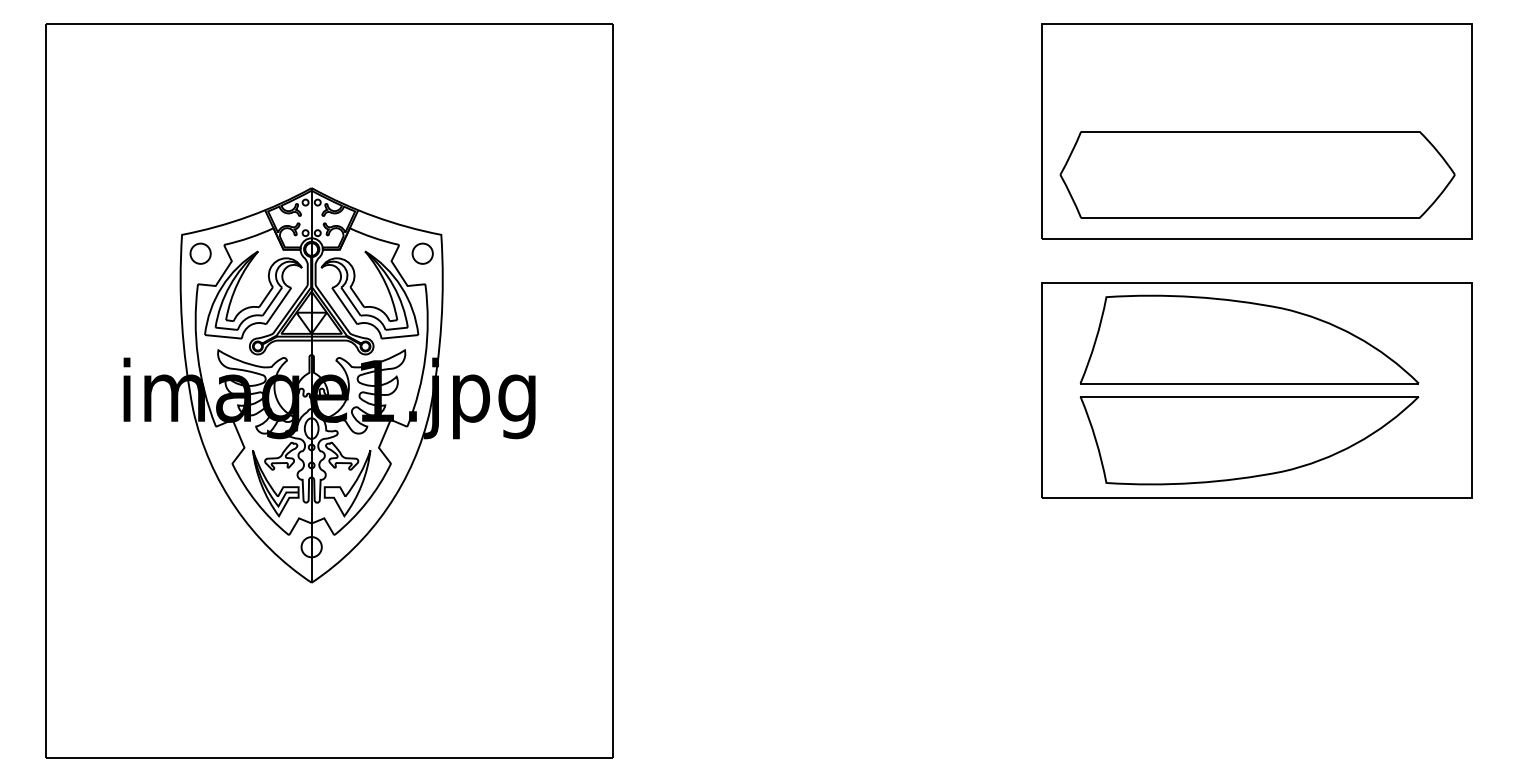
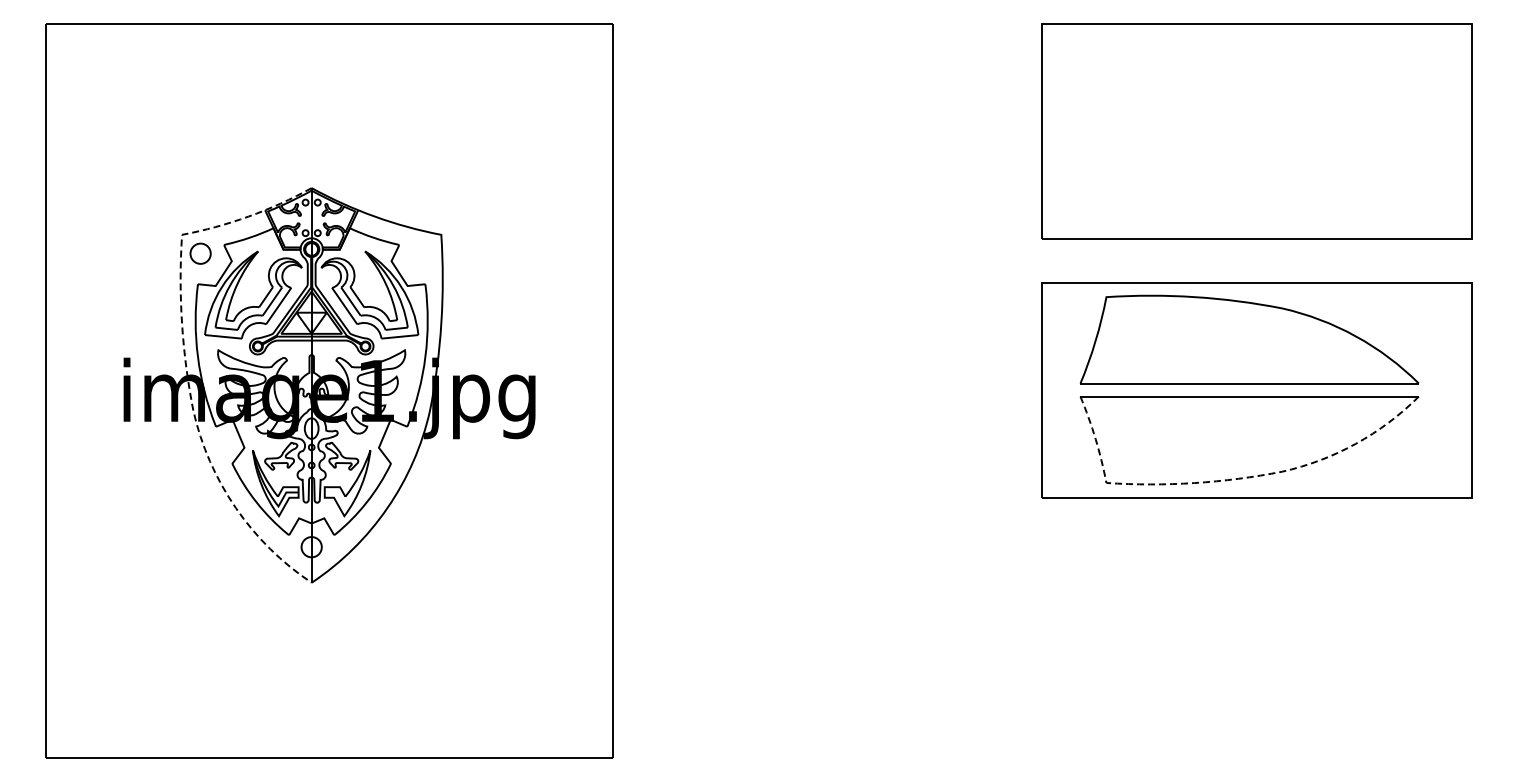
part: present -> none (1257, 174)
circle: present -> none (422, 253)
line: solid -> dashed (185, 364)
line: solid -> dashed (1228, 480)
